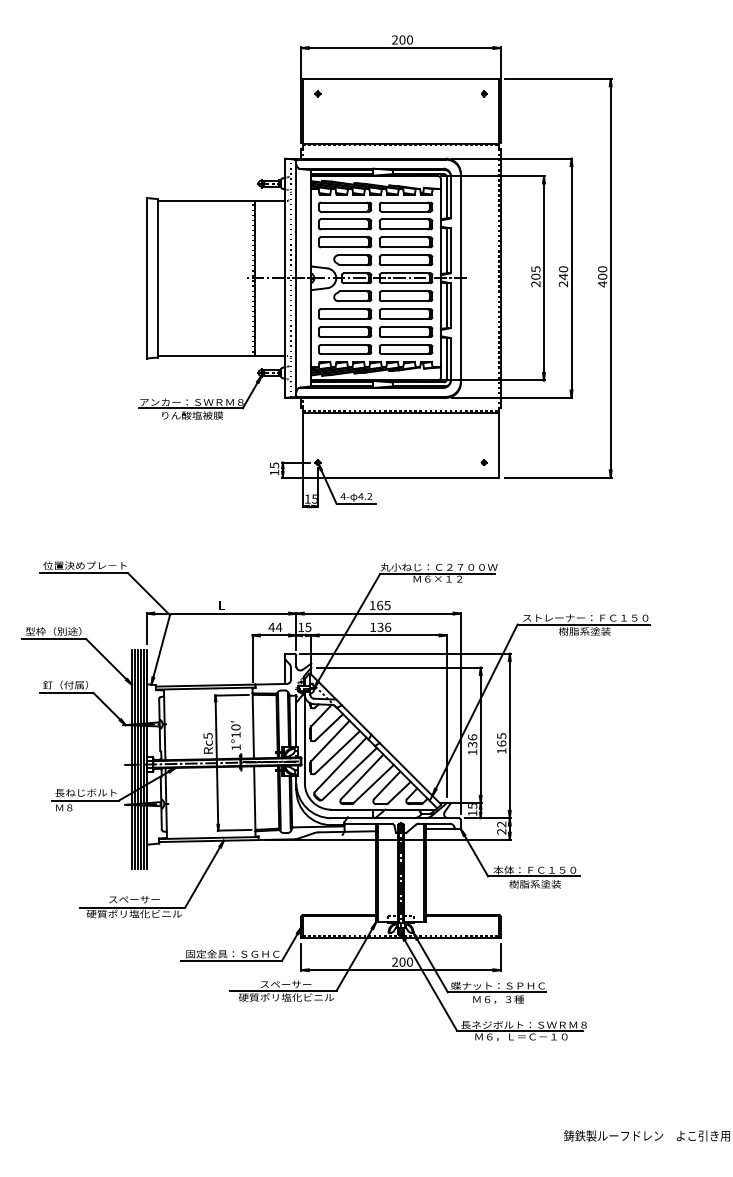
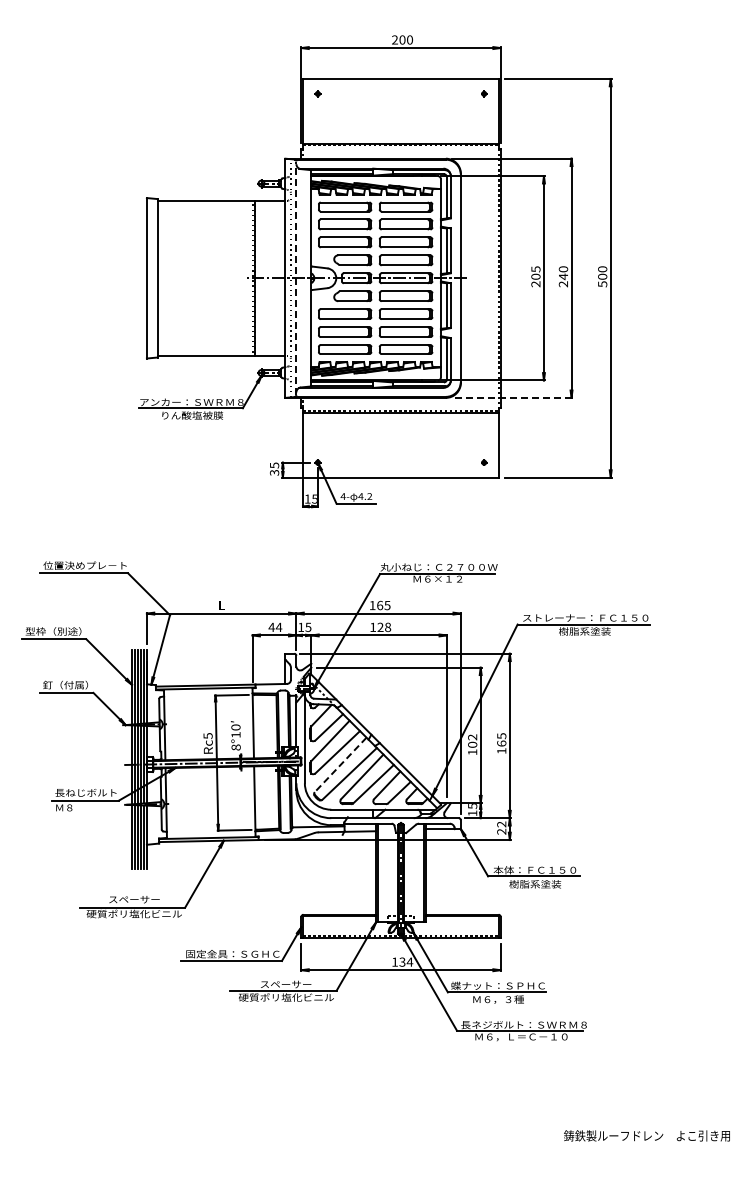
line: solid -> dashed (296, 278)
text: 400 -> 500 (602, 284)
line: solid -> dashed (511, 397)
text: 15 -> 35 (274, 472)
text: 136 -> 128 (384, 627)
text: 136 -> 102 (472, 740)
text: 1°10 -> 8°10 (235, 747)
line: solid -> dashed (340, 764)
text: 200 -> 134 (402, 961)
